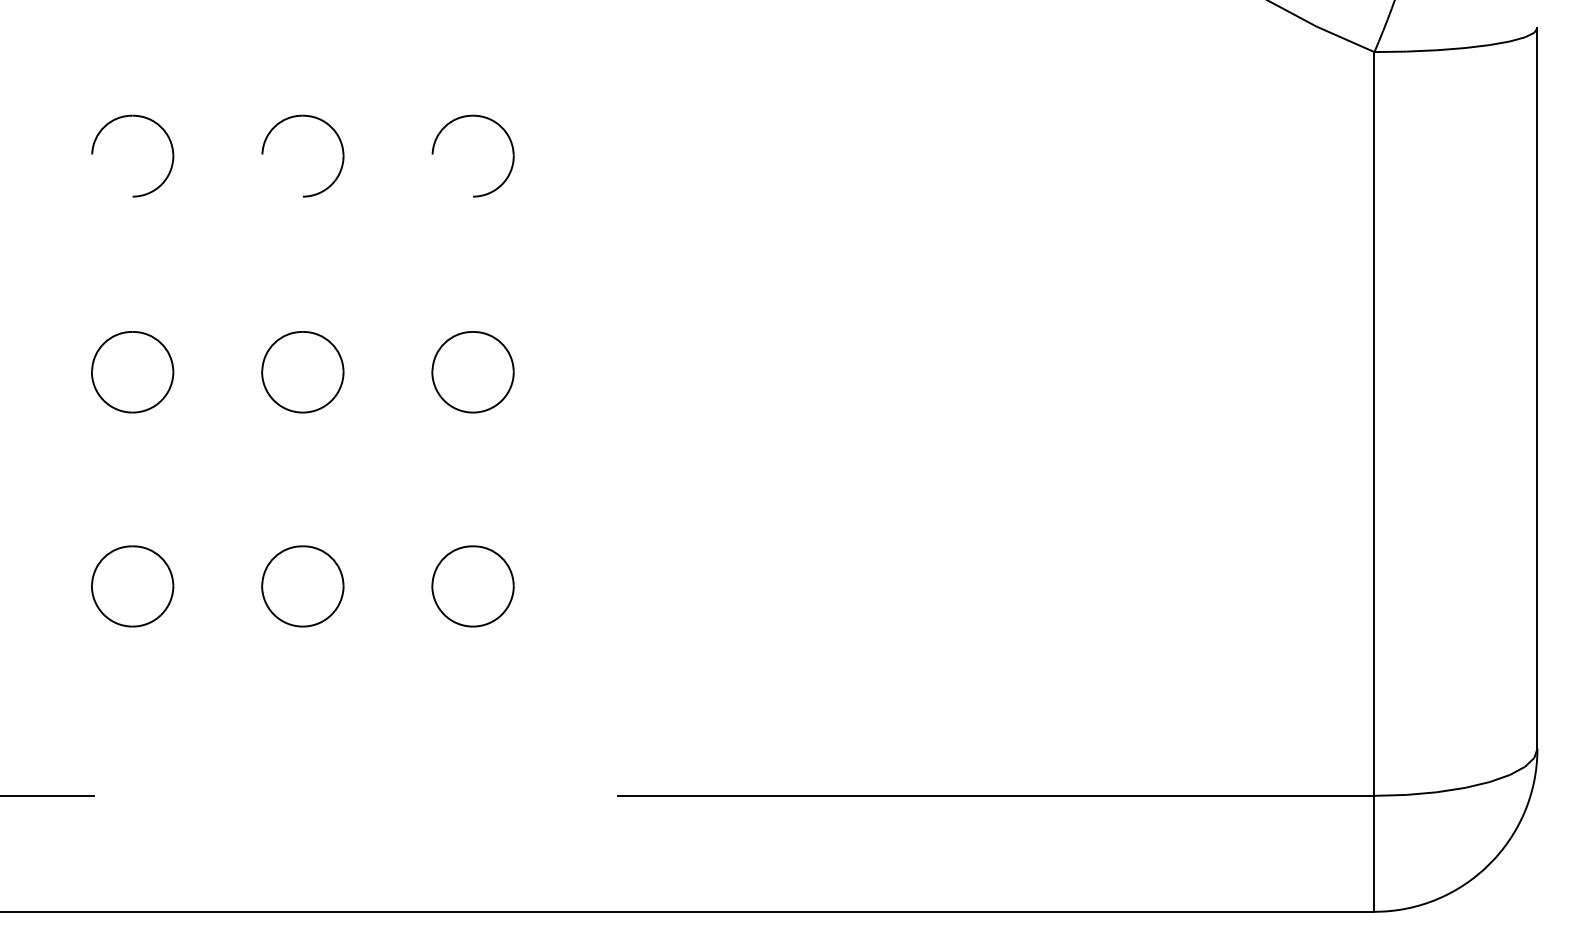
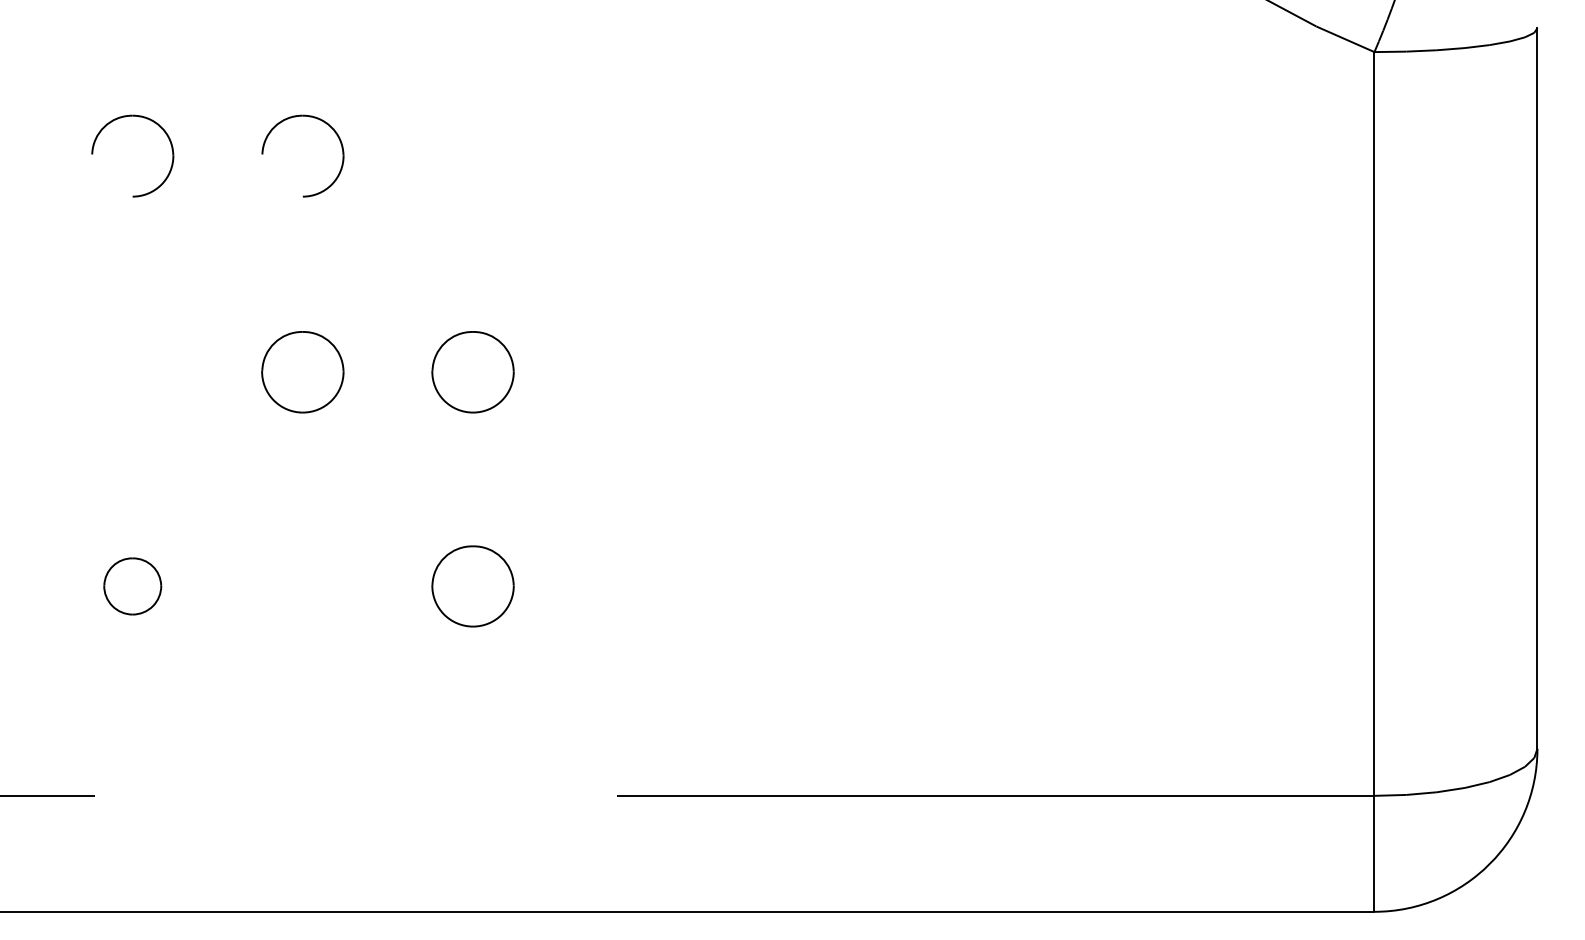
part: present -> none (466, 117)
part: present -> none (132, 372)
part size: 84x83 px -> 60x59 px (132, 586)
part: present -> none (302, 586)
